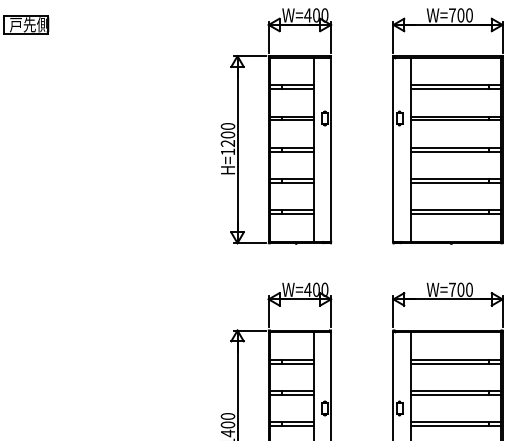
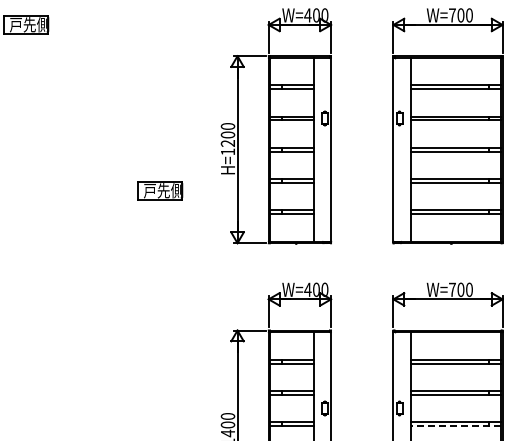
part: none -> present (160, 190)
line: solid -> dashed (455, 426)
